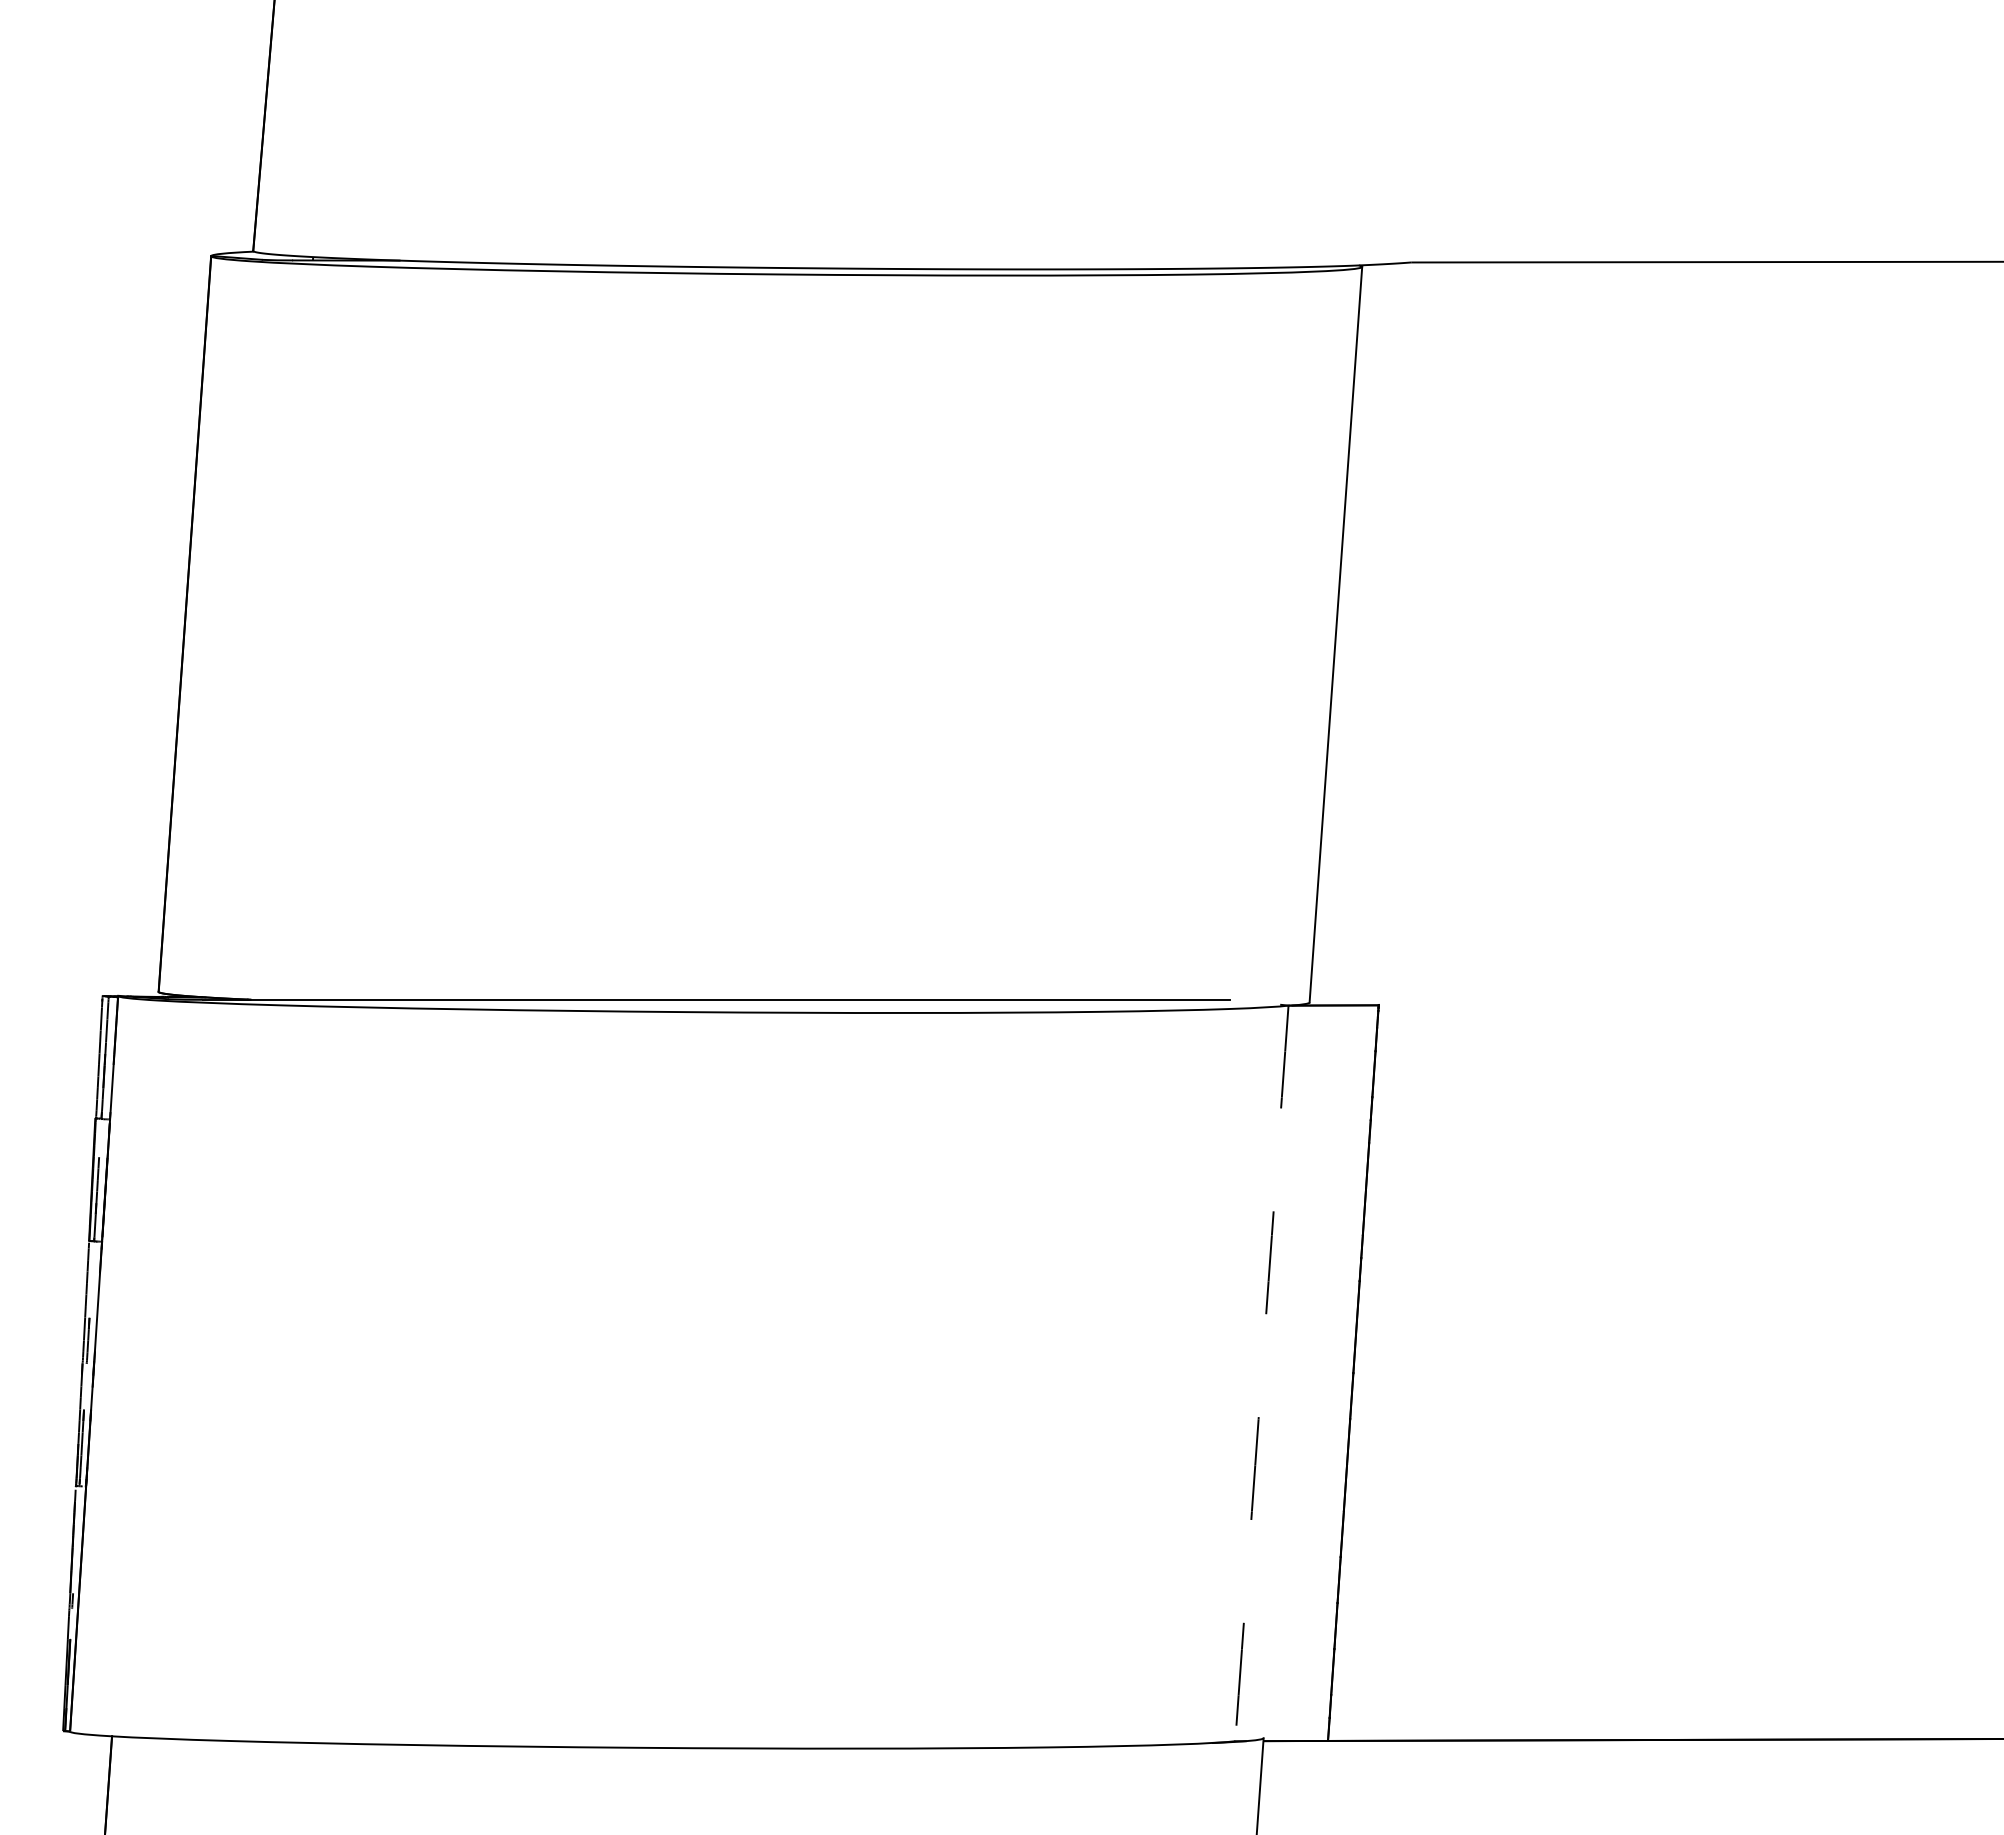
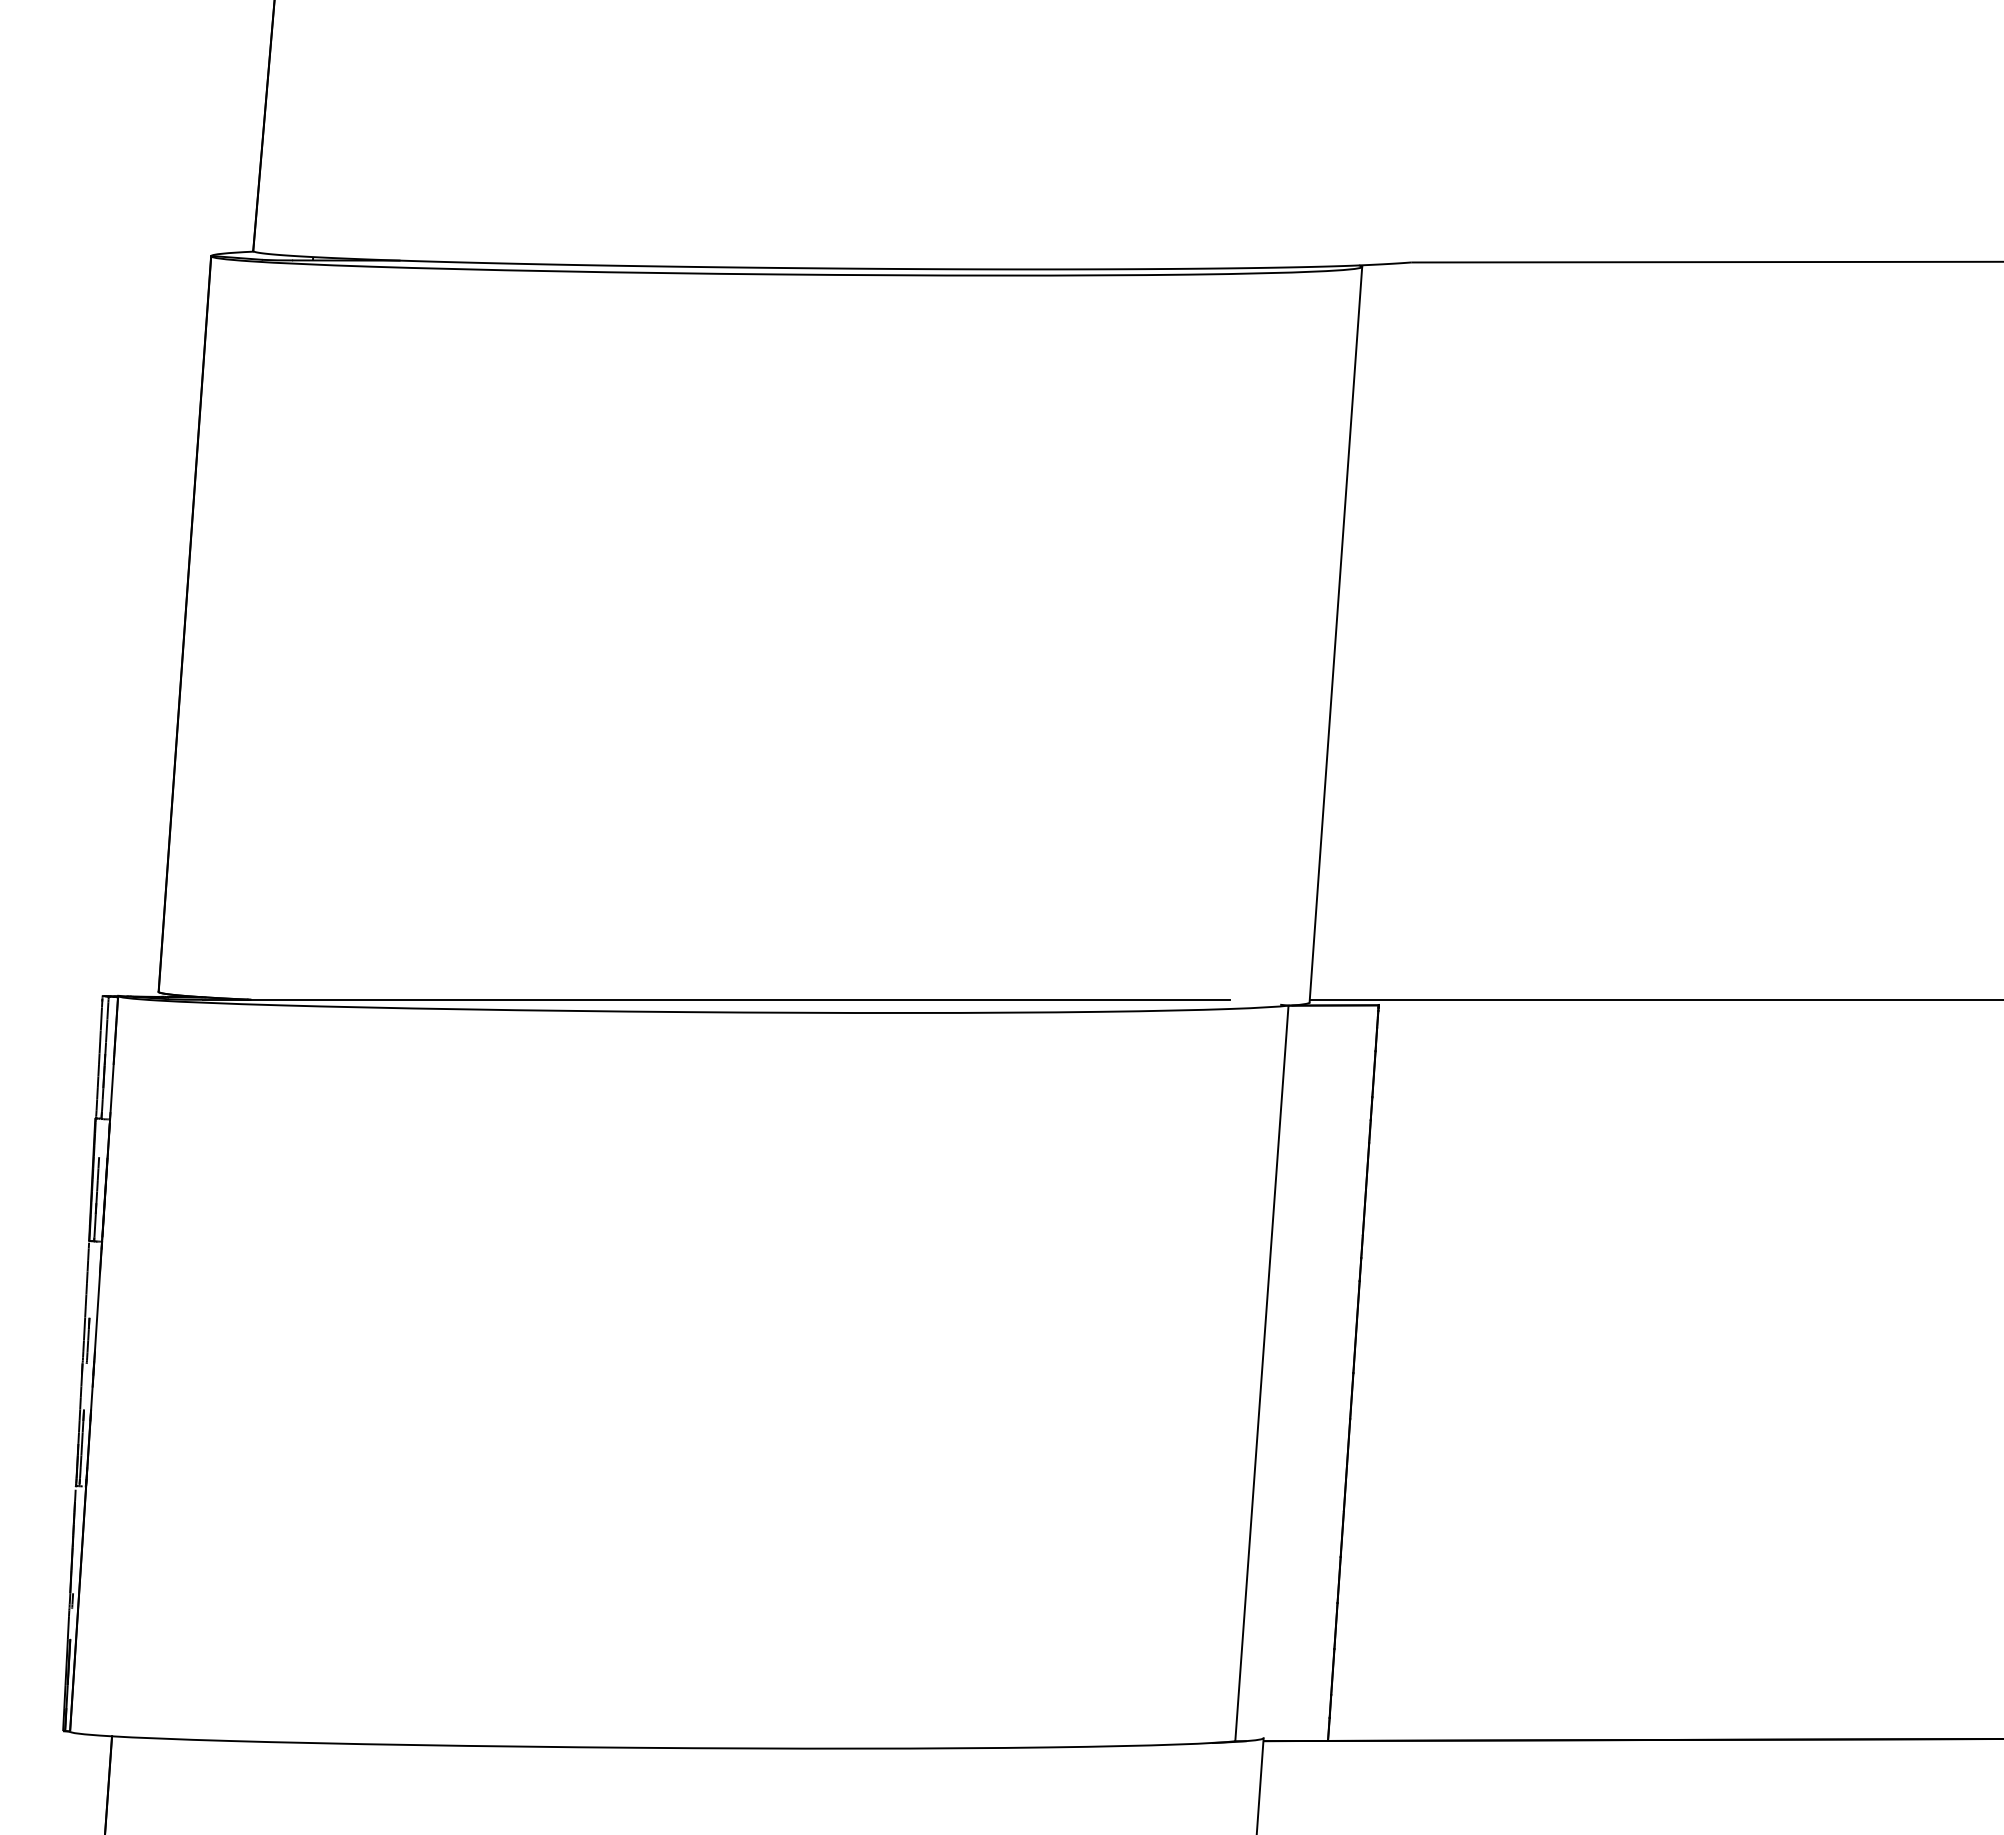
line: none -> present (1654, 999)
arc: dashed -> solid (1261, 1373)
